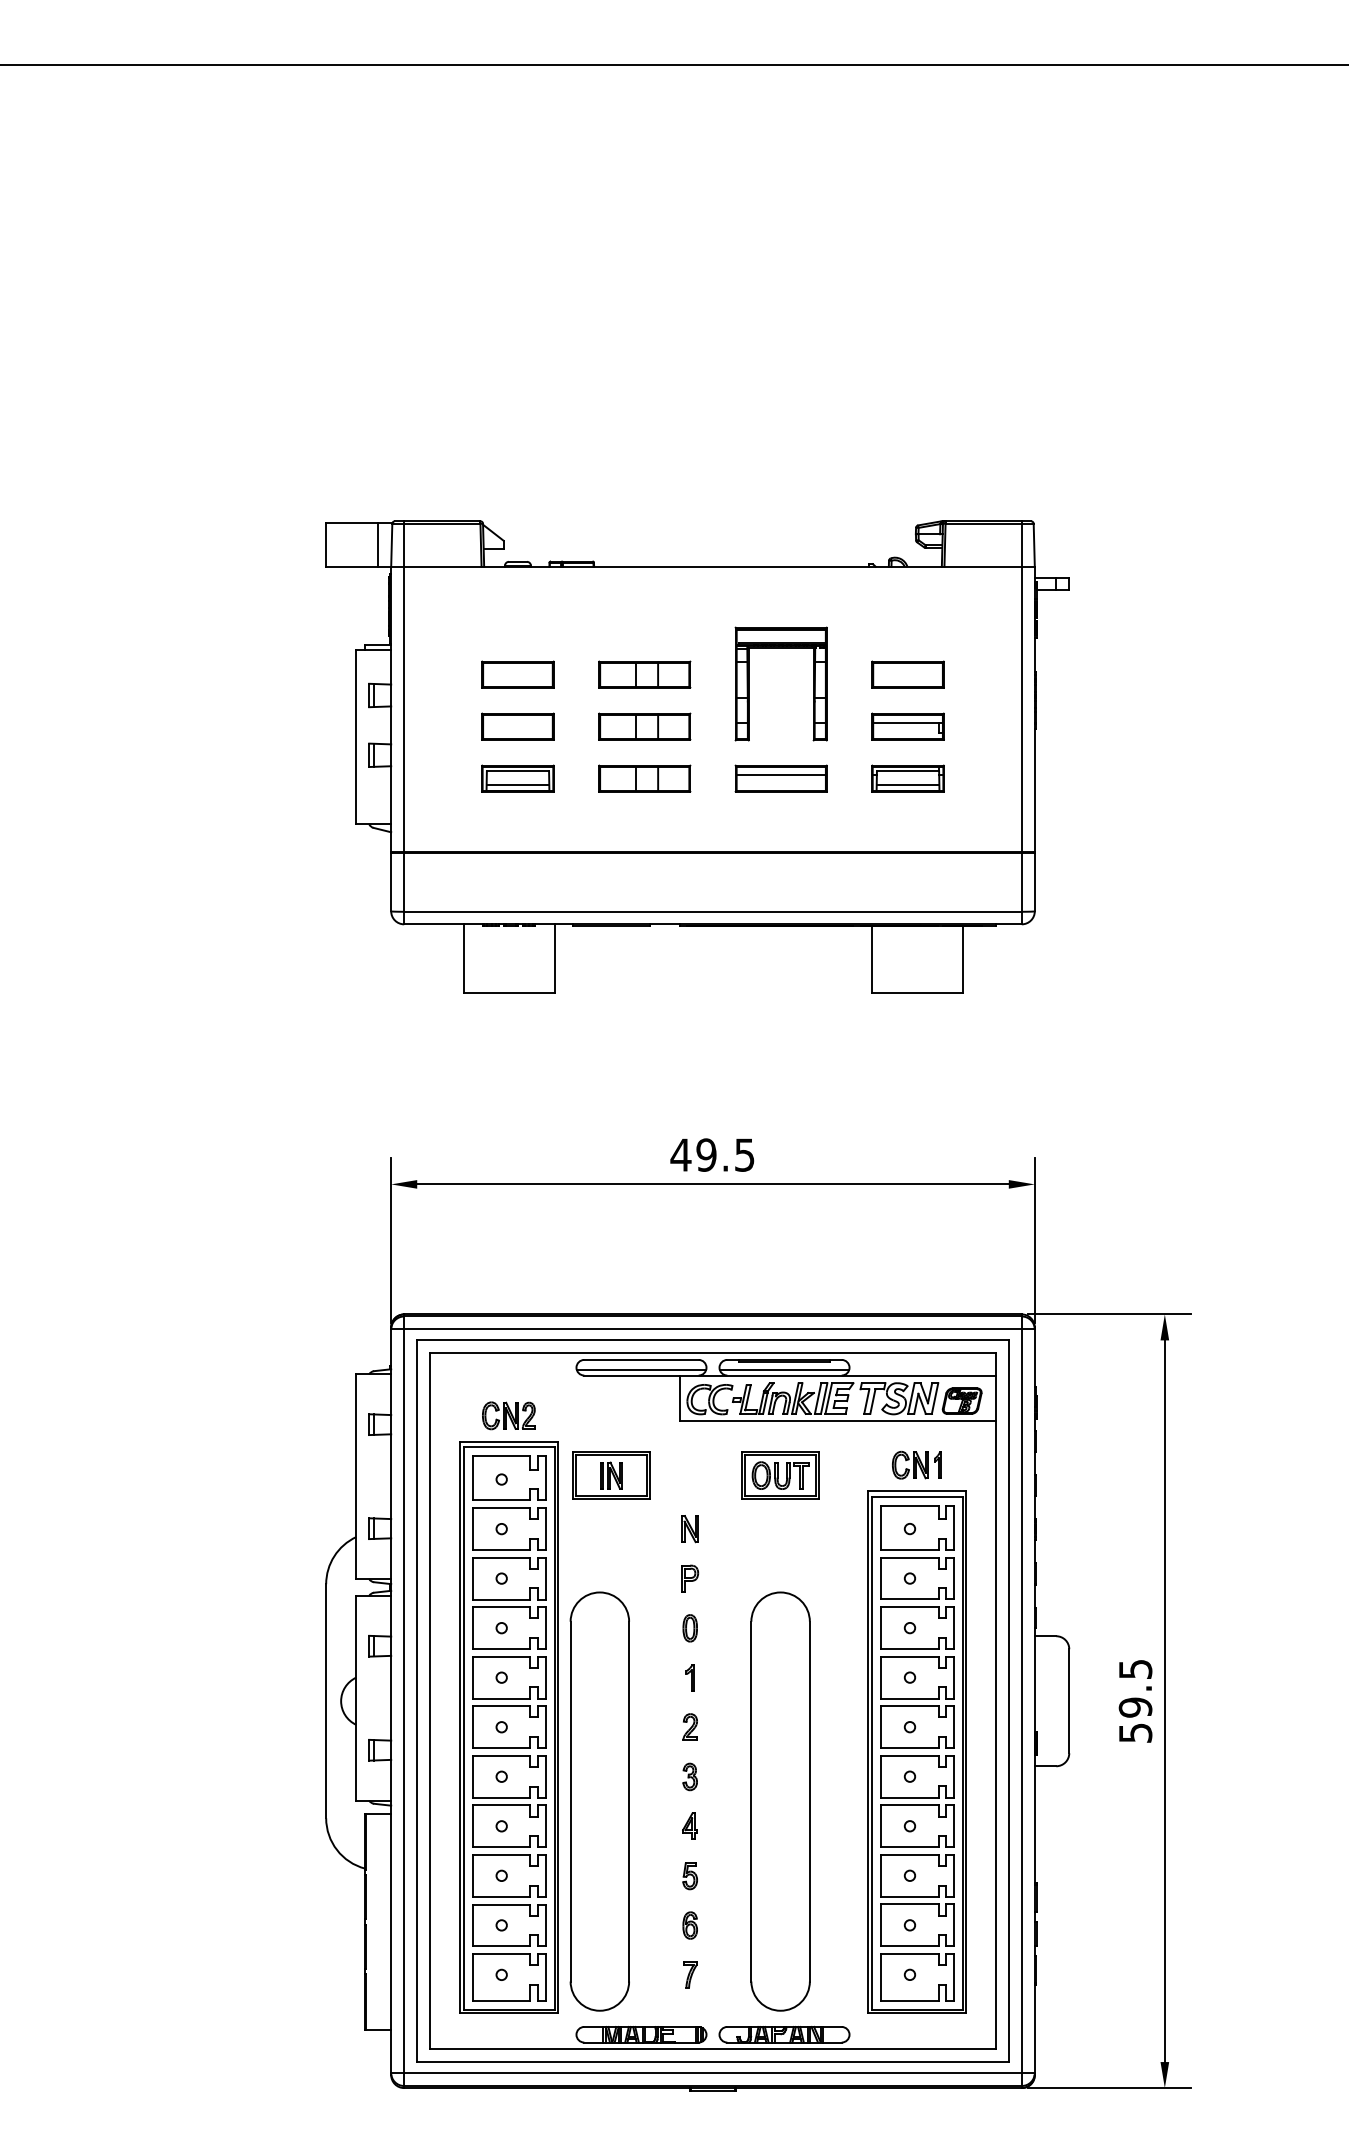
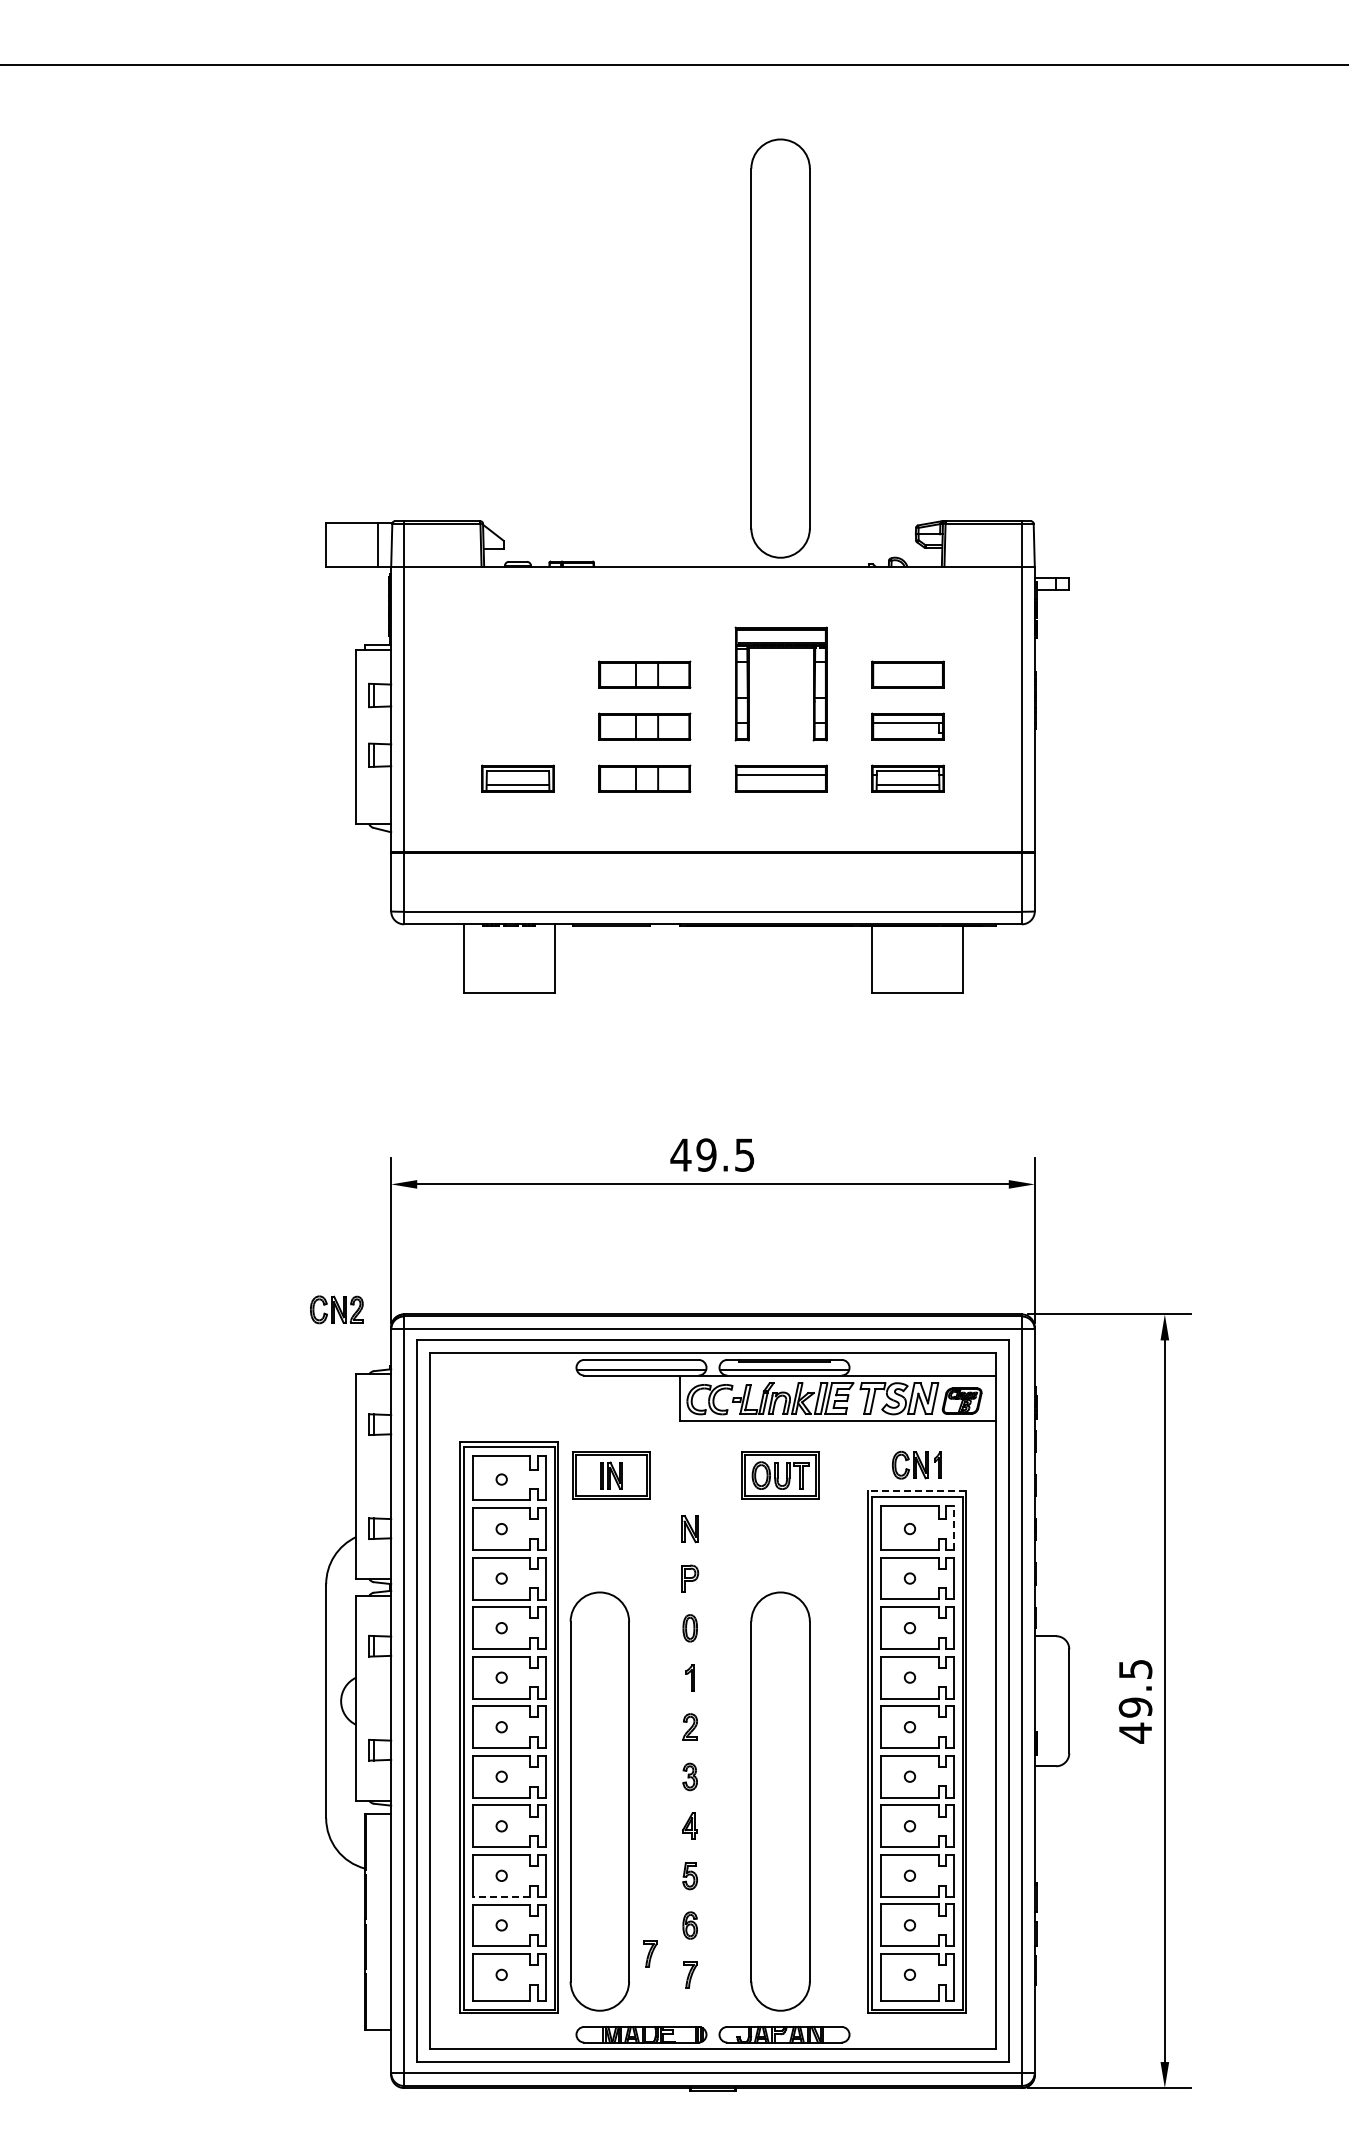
part: none -> present (780, 348)
part: present -> none (517, 674)
part: present -> none (517, 726)
part position: (508, 1415) -> (336, 1309) (336, 1309)
line: solid -> dashed (917, 1491)
line: solid -> dashed (954, 1527)
text: 59.5 -> 49.5 (1135, 1732)
line: solid -> dashed (501, 1896)
part: none -> present (650, 1953)
